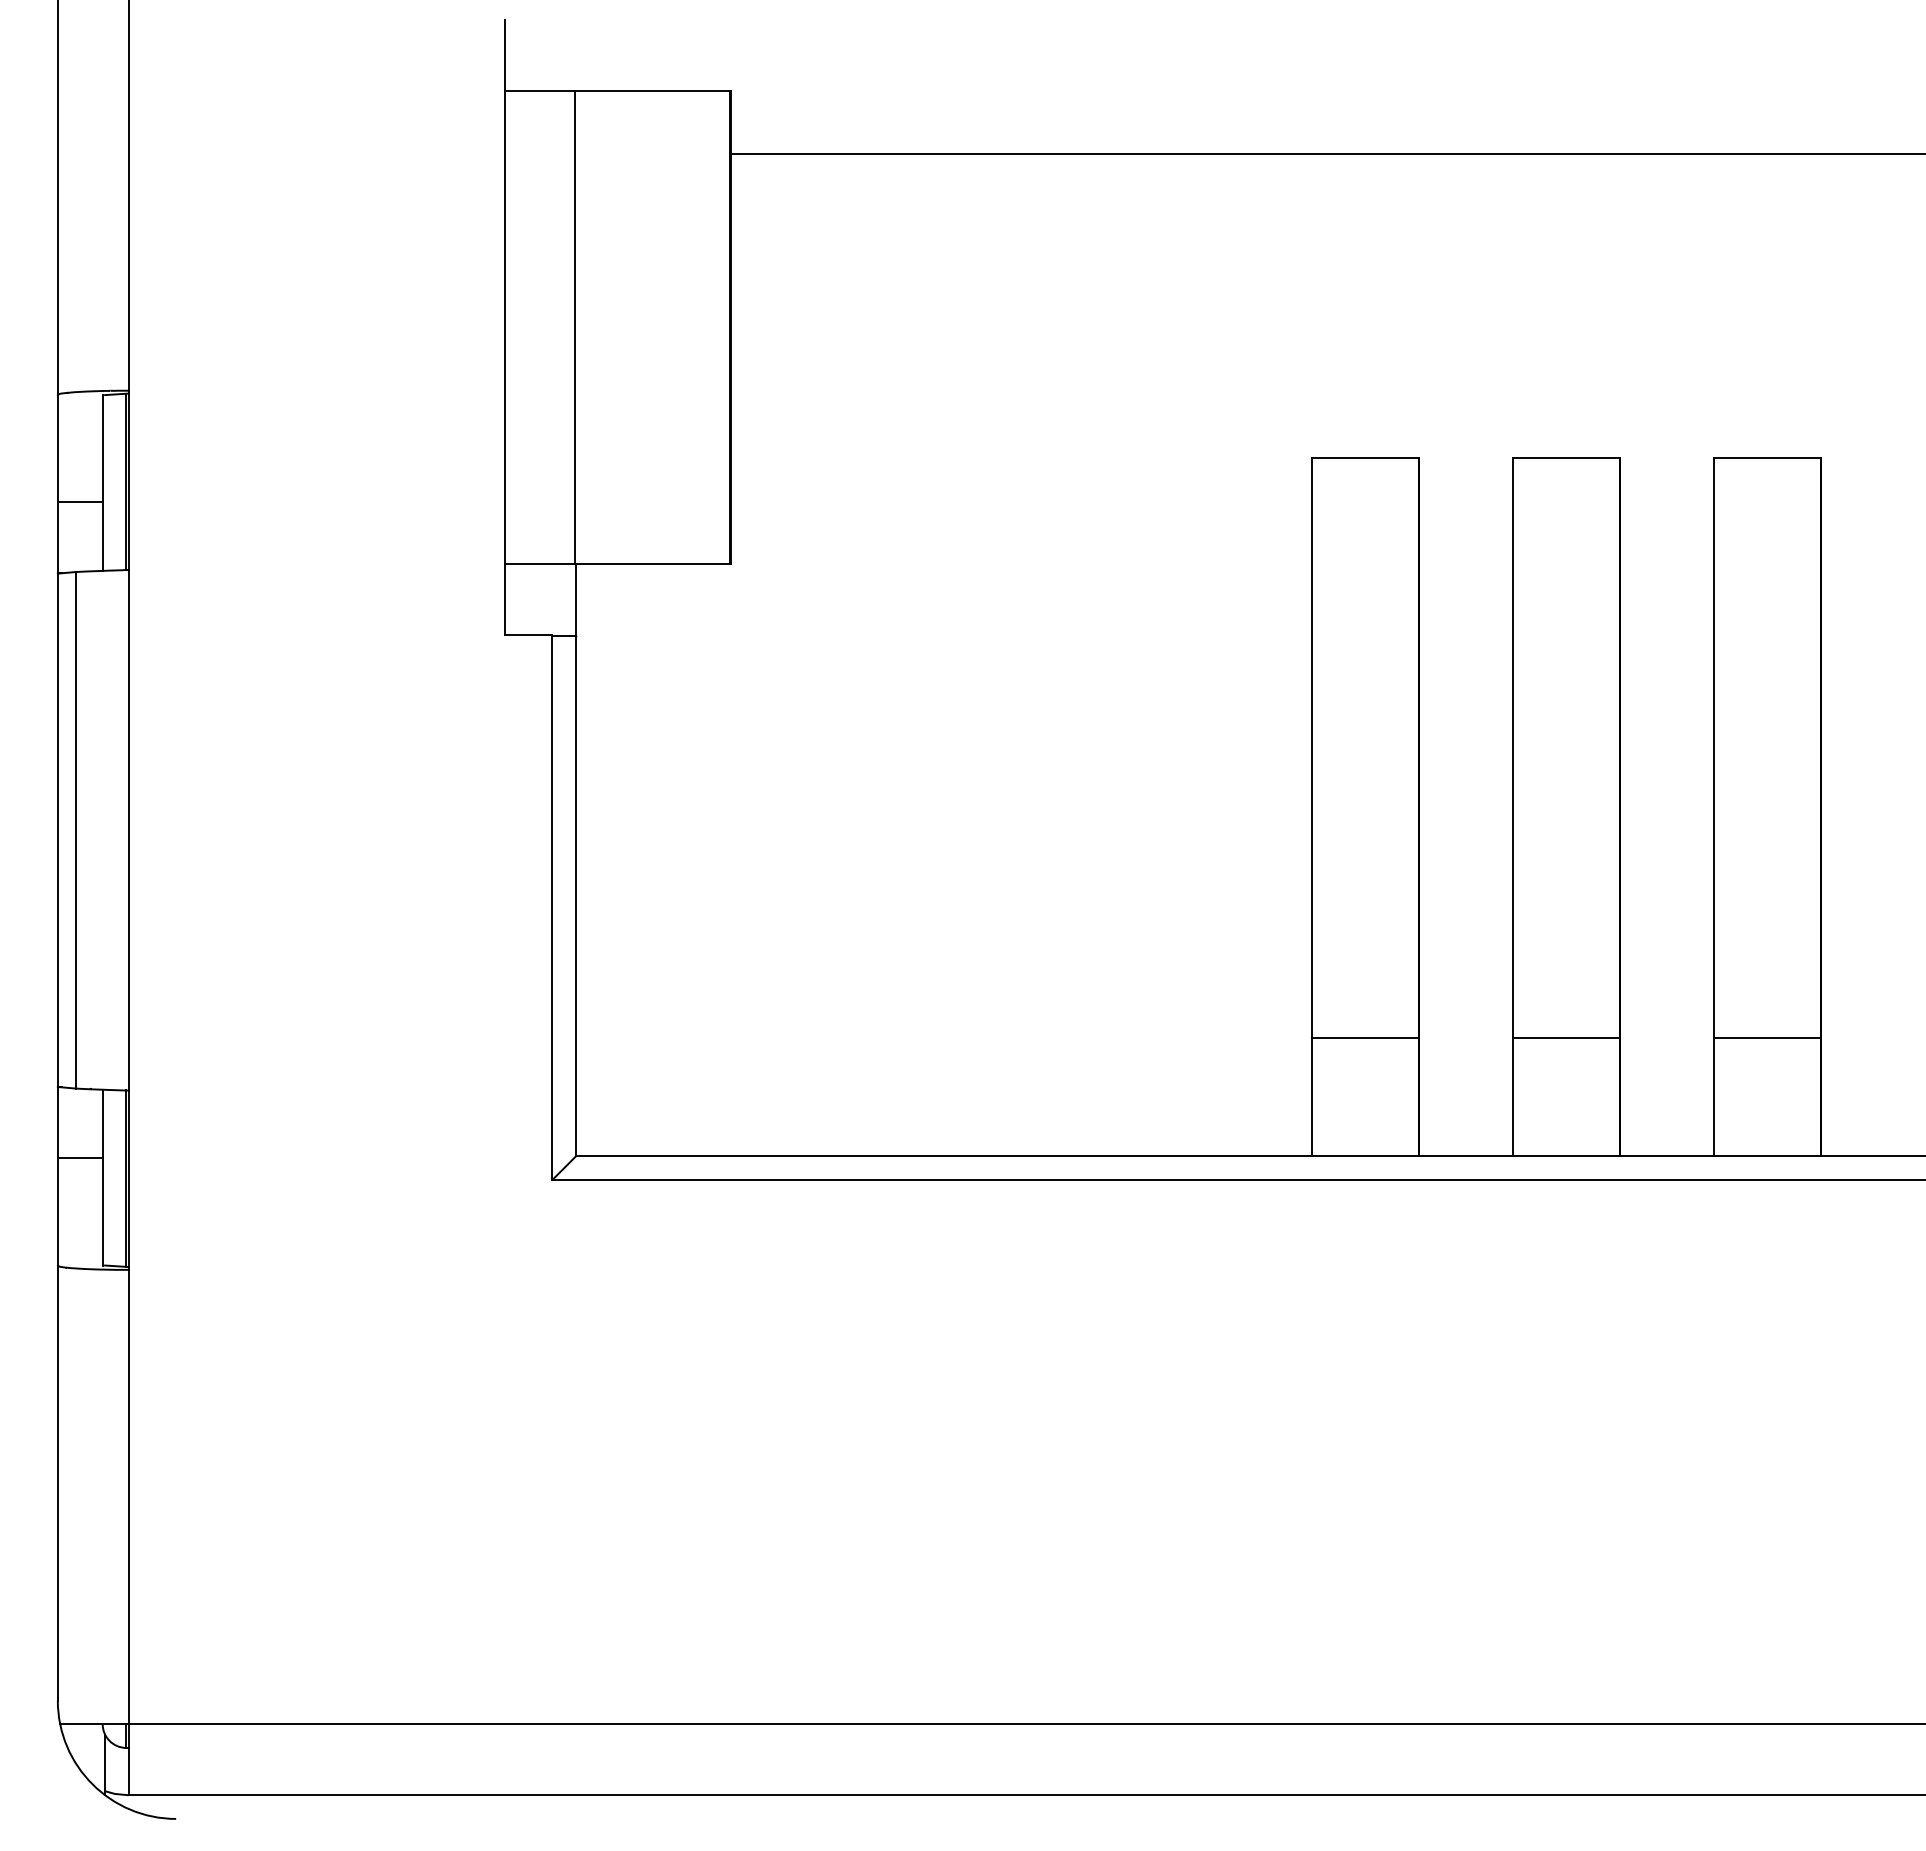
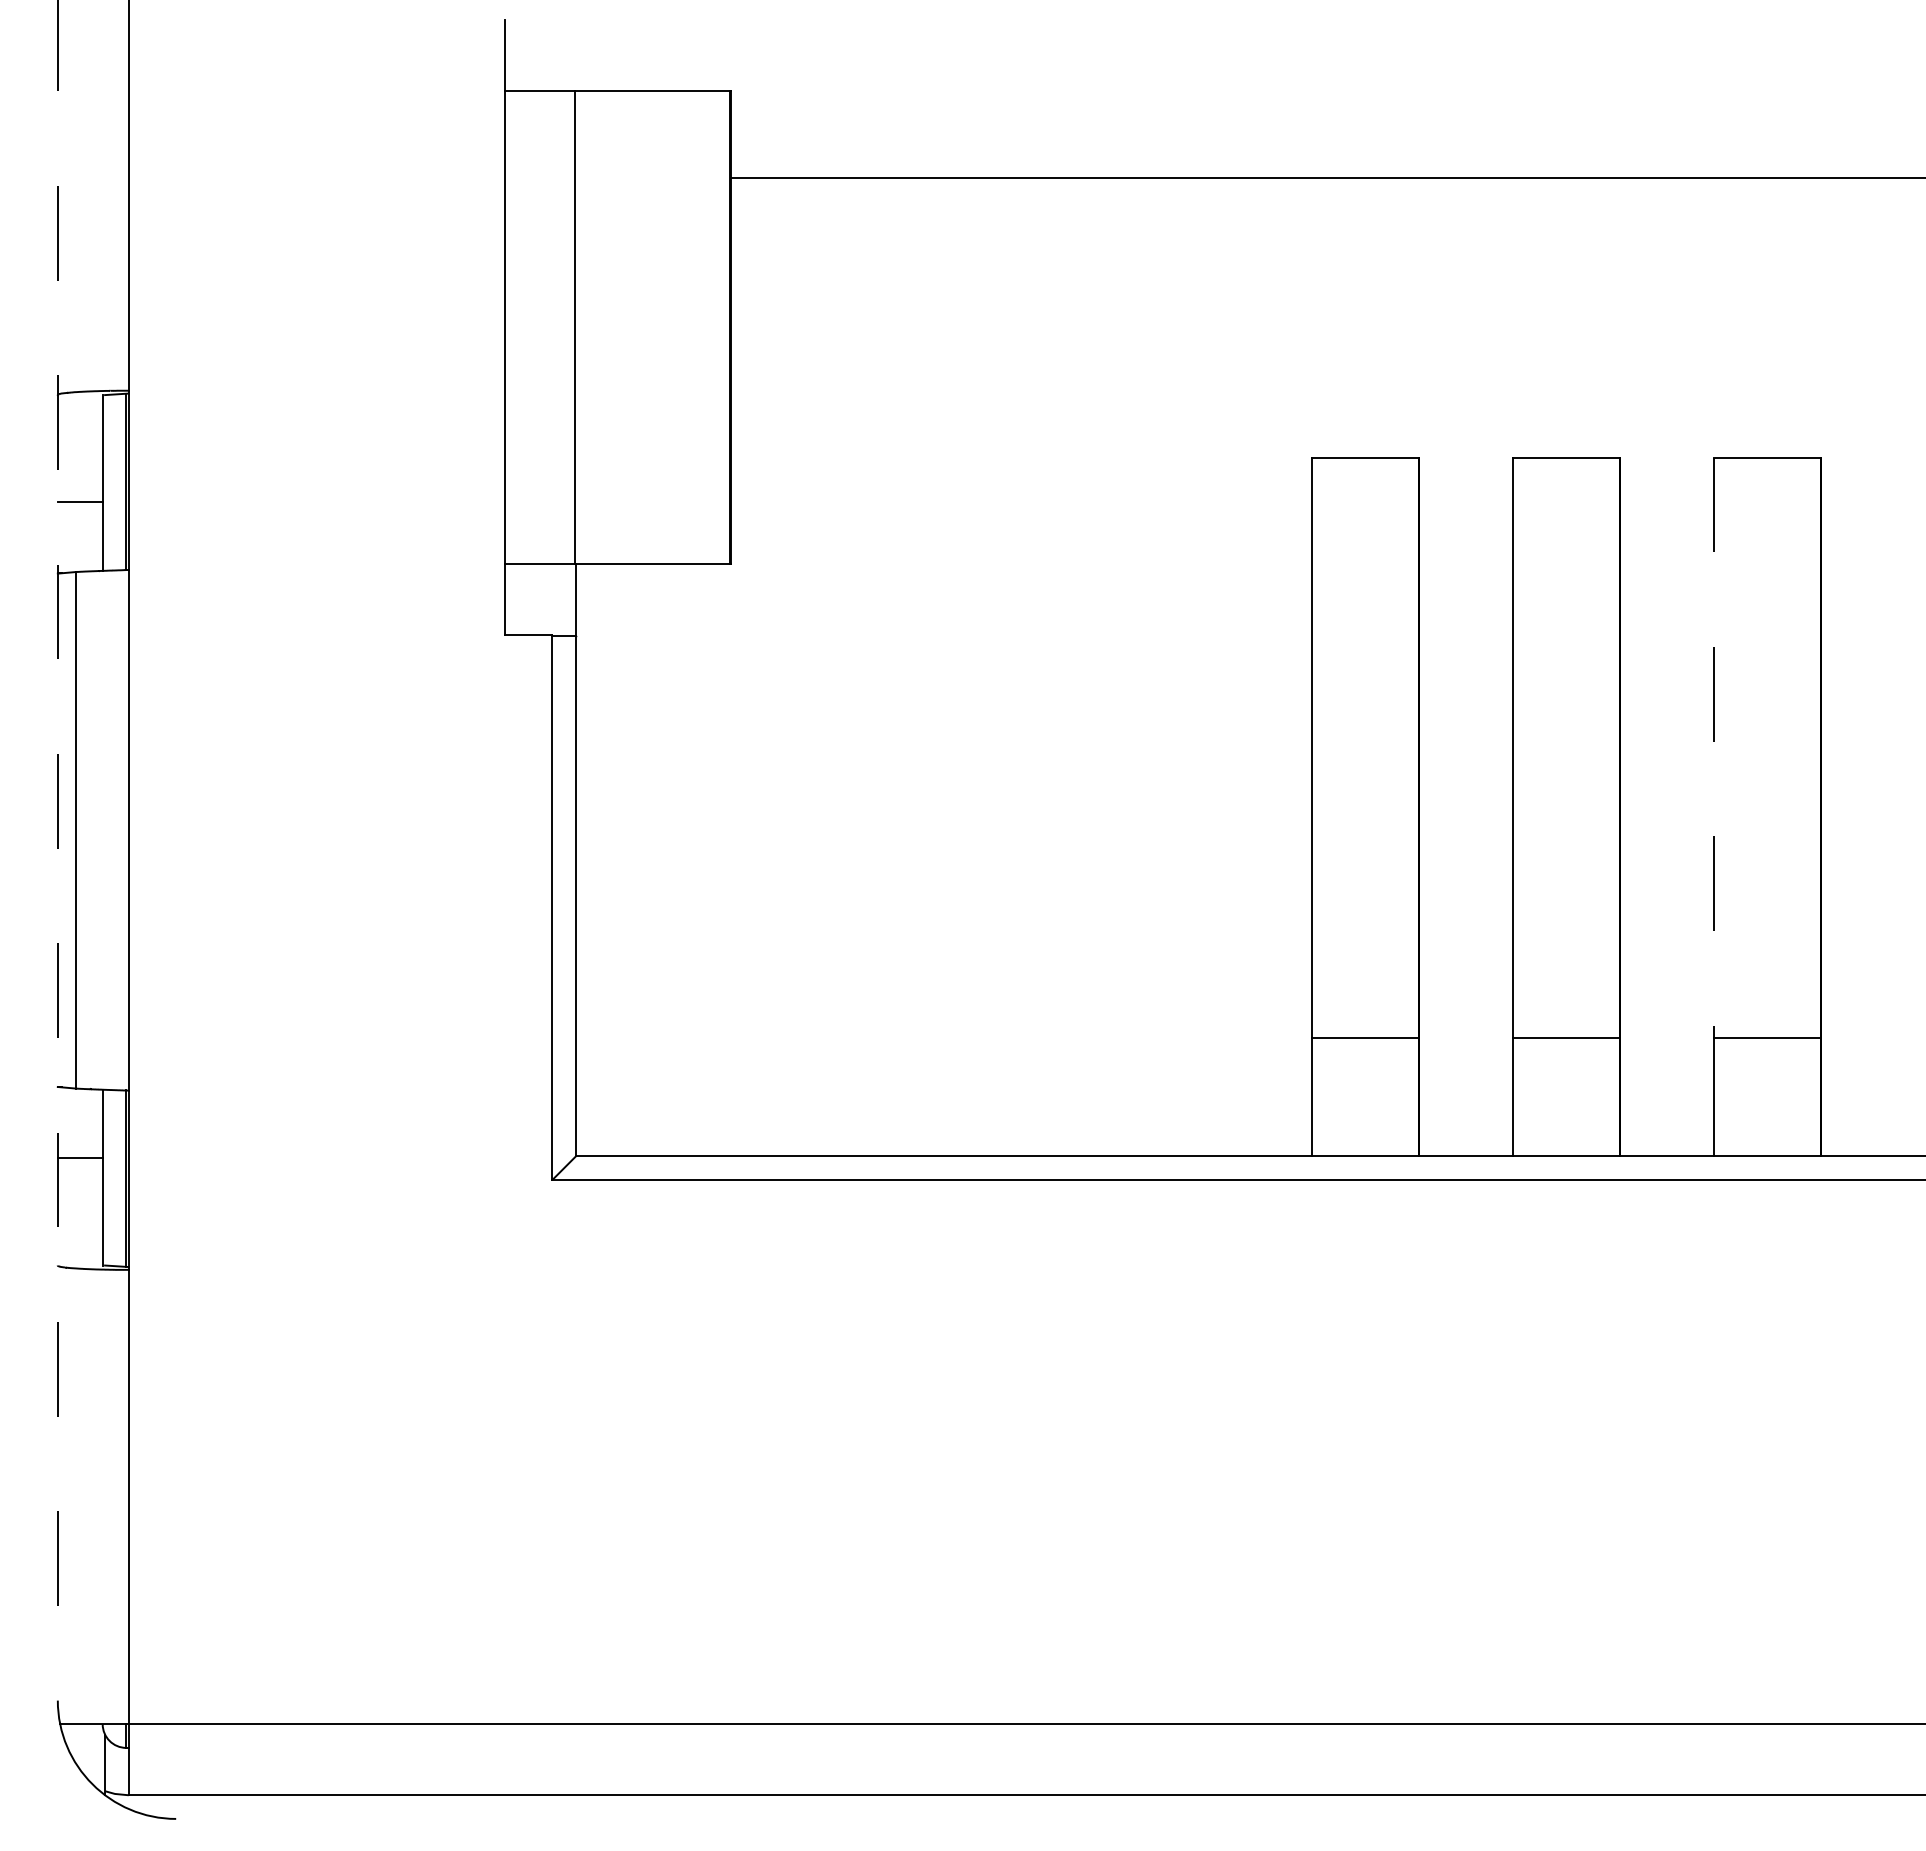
line position: (1326, 154) -> (1326, 178) (1326, 178)
line: solid -> dashed (1714, 748)
line: solid -> dashed (57, 850)
